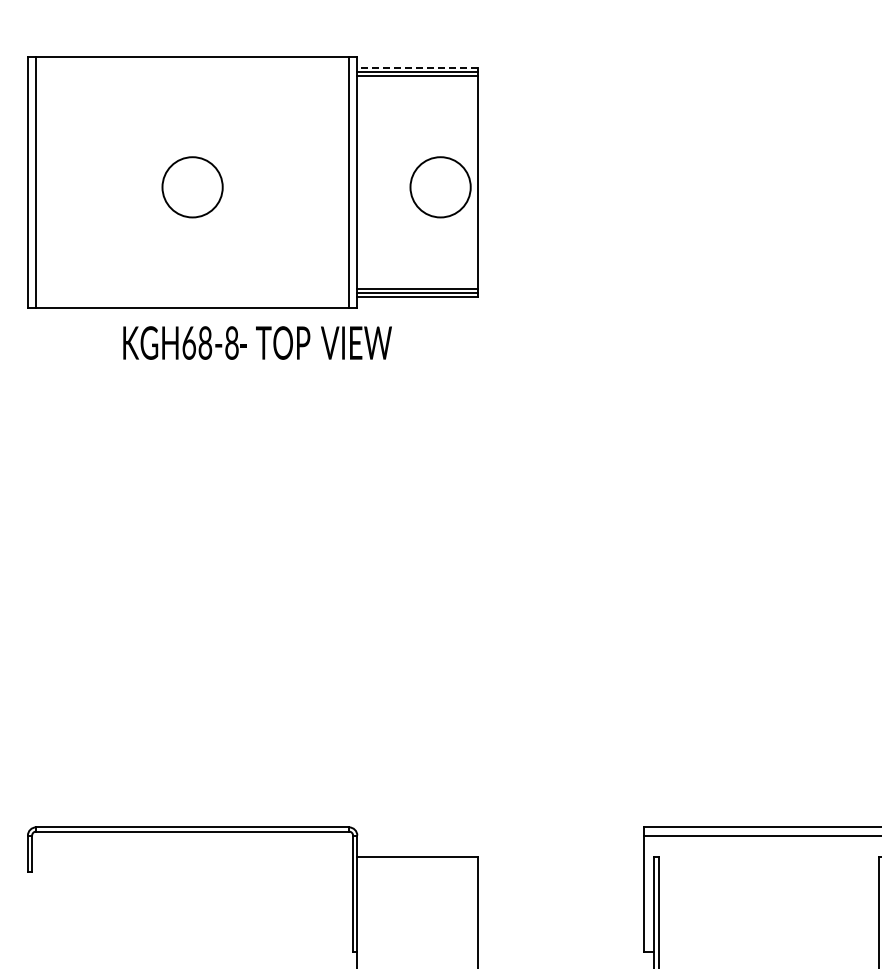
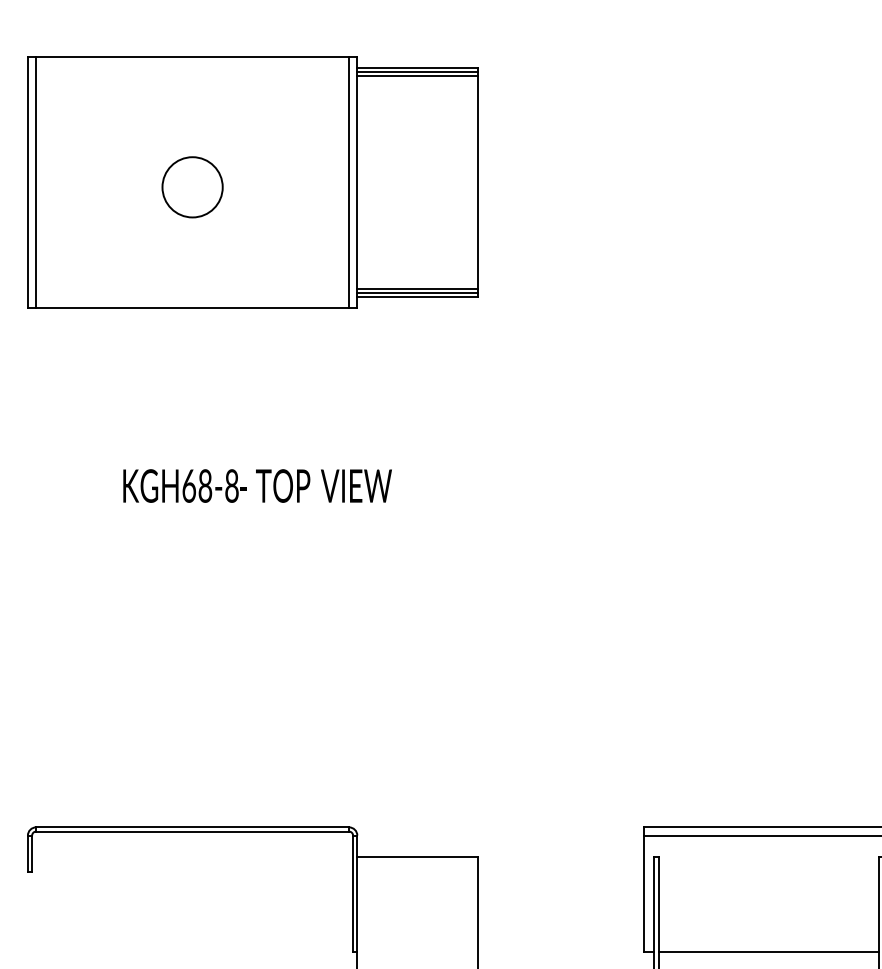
line: dashed -> solid (417, 67)
circle: present -> none (440, 187)
text position: (257, 342) -> (257, 485) (257, 485)
line: none -> present (768, 952)
